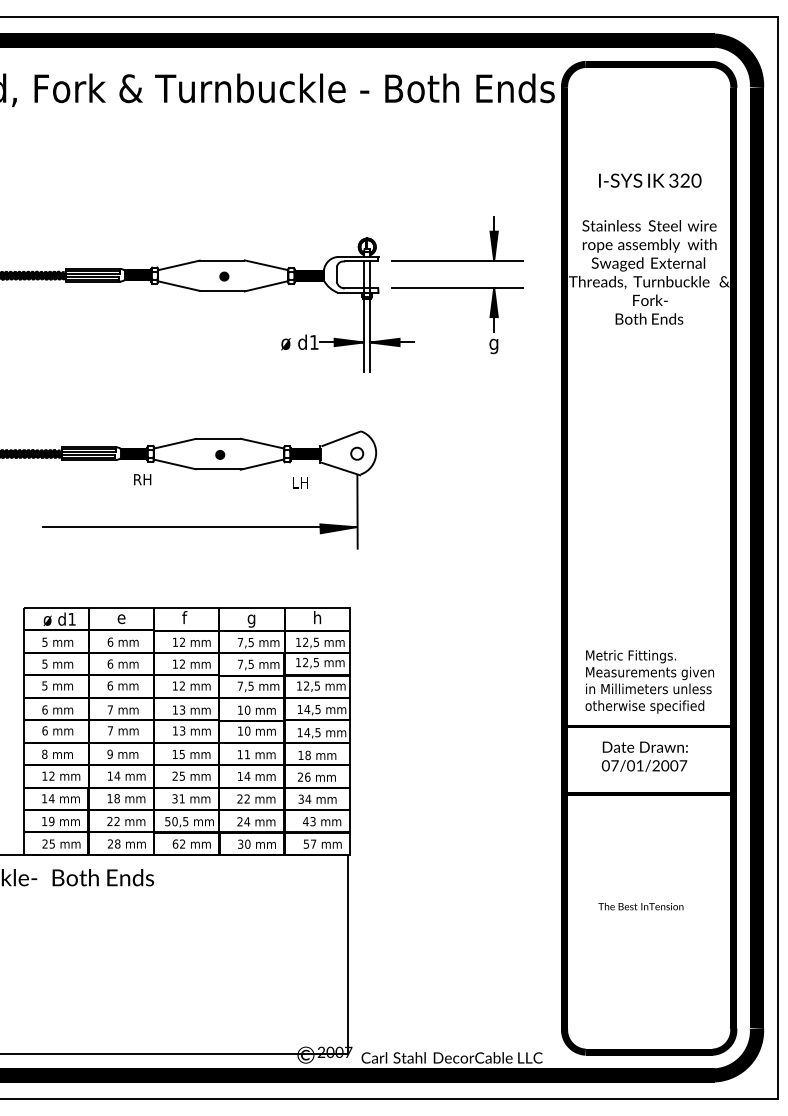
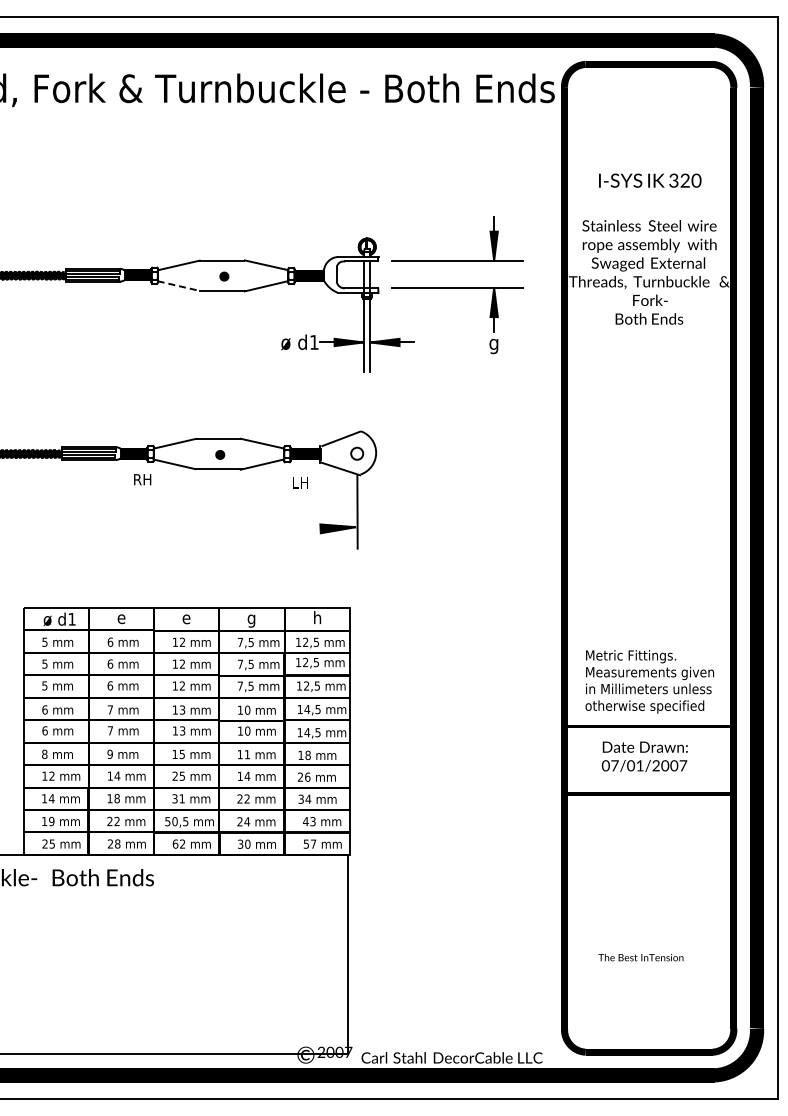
line: solid -> dashed (178, 286)
line: present -> none (199, 527)
text: f -> e (186, 617)
text position: (640, 906) -> (640, 957) (640, 957)
